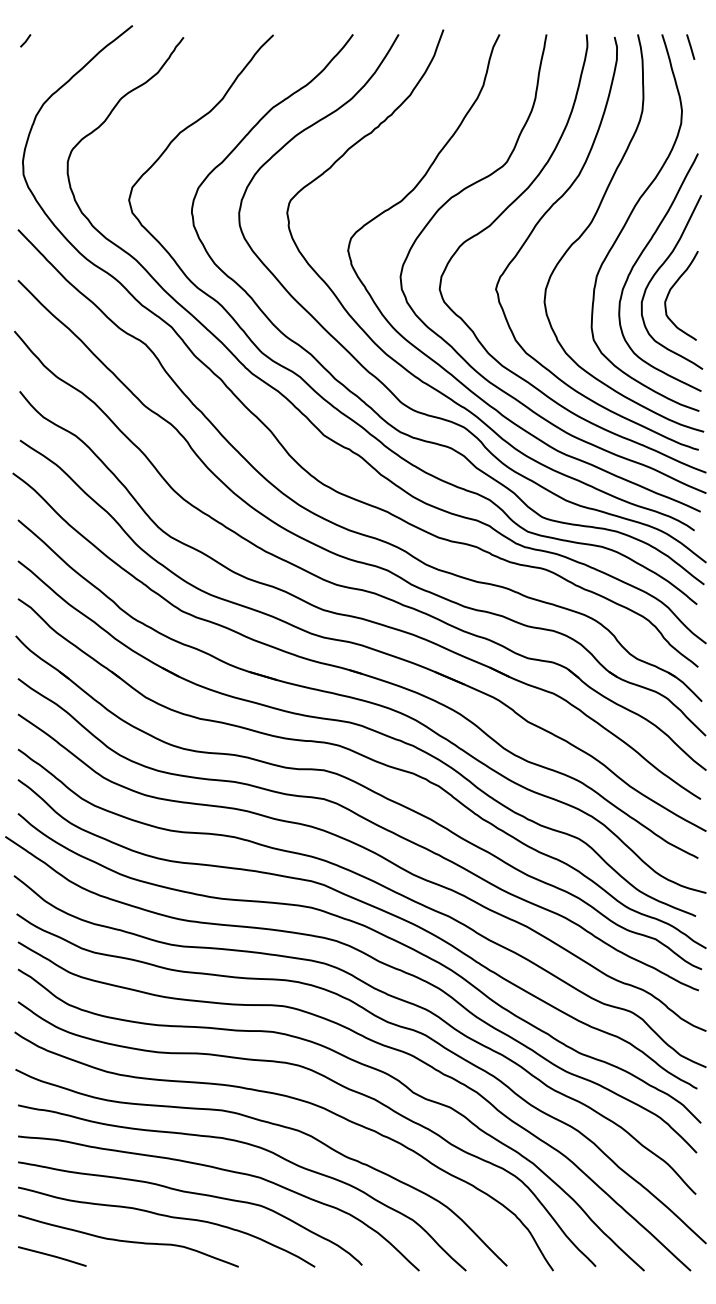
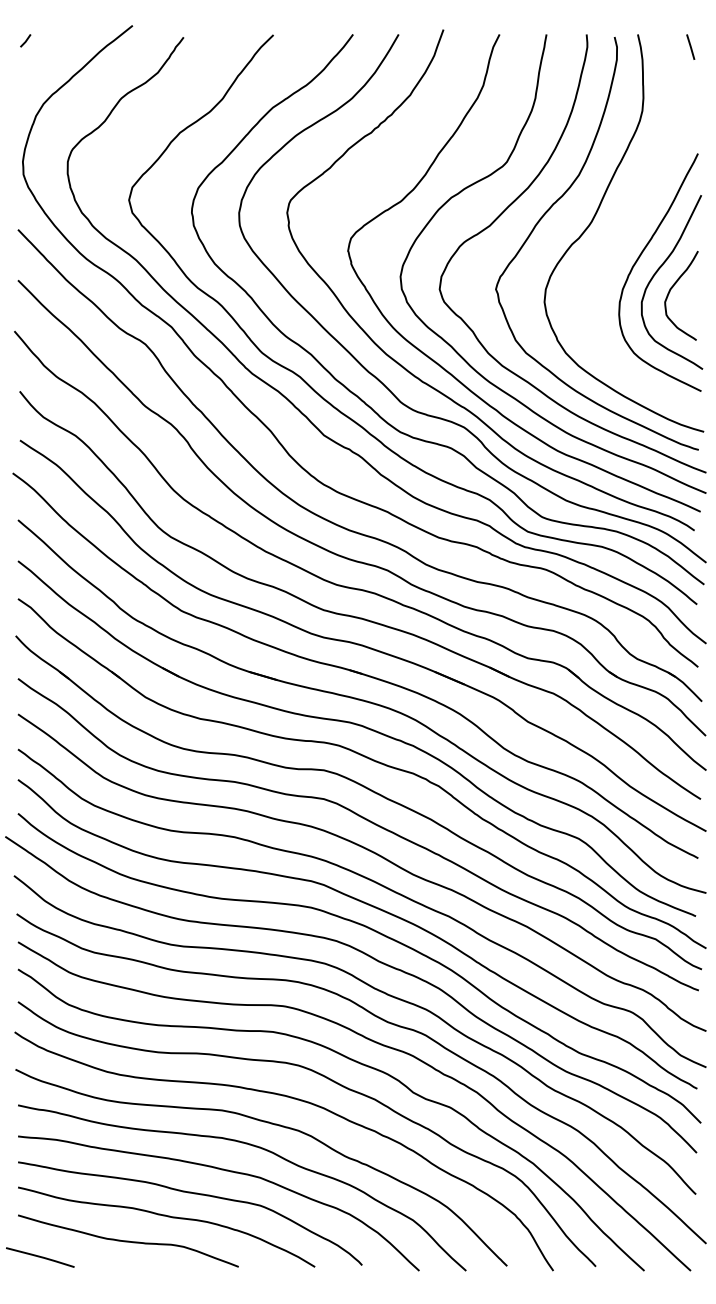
curve: present -> none (632, 213)
line position: (52, 1256) -> (40, 1257) (40, 1257)
